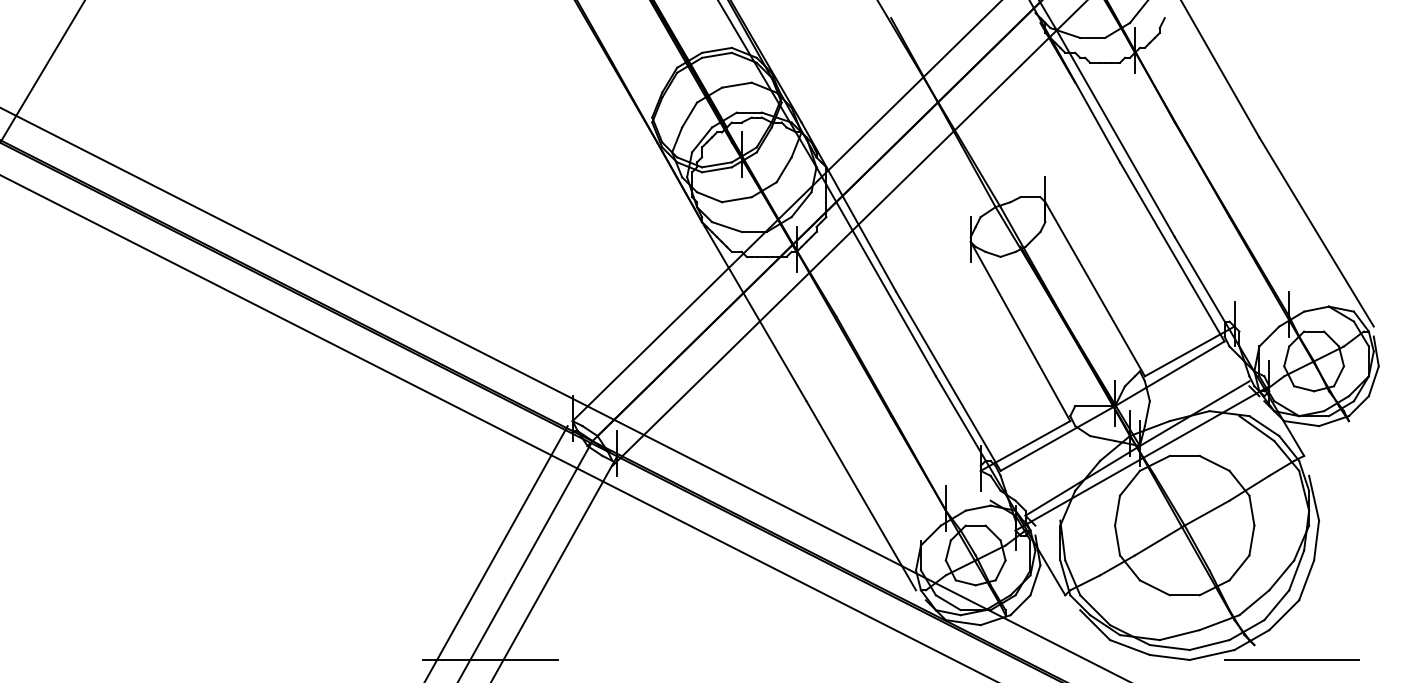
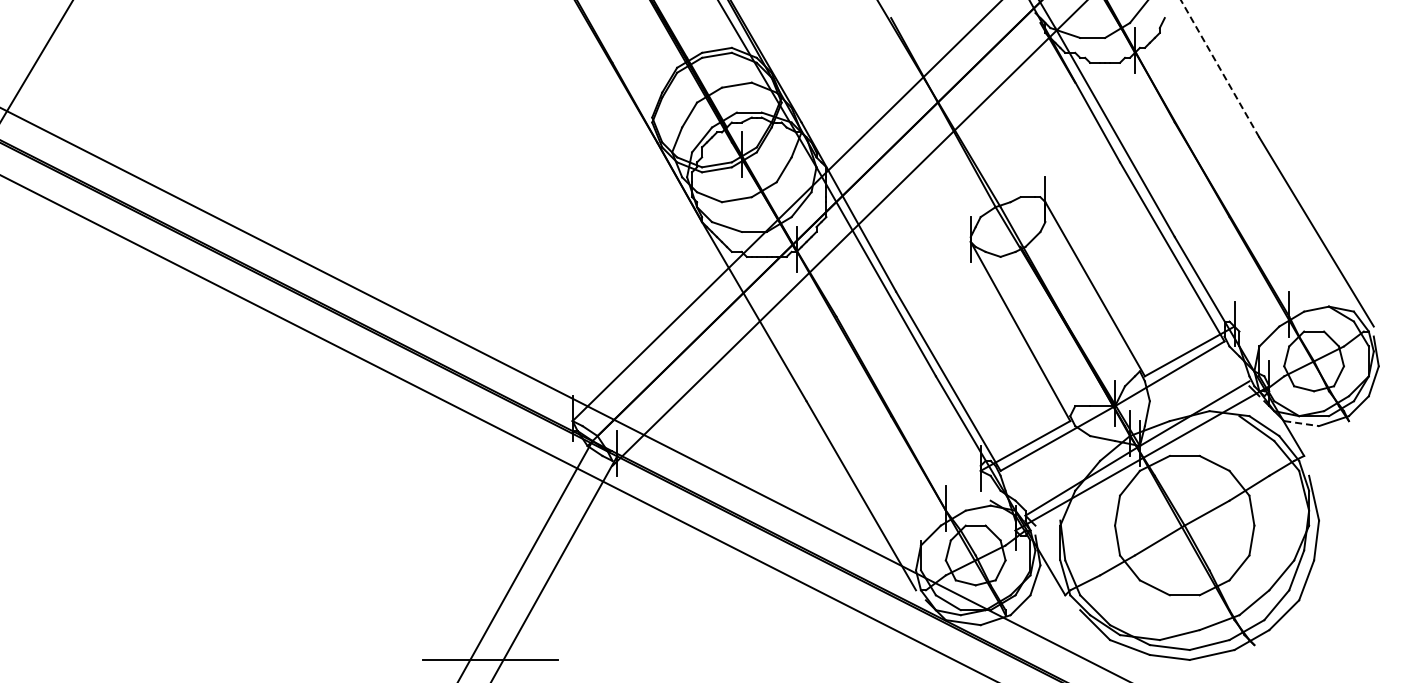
line: solid -> dashed (1220, 69)
line position: (42, 70) -> (36, 60) (36, 60)
line: solid -> dashed (1301, 423)
line: present -> none (496, 552)
line: present -> none (1291, 659)
